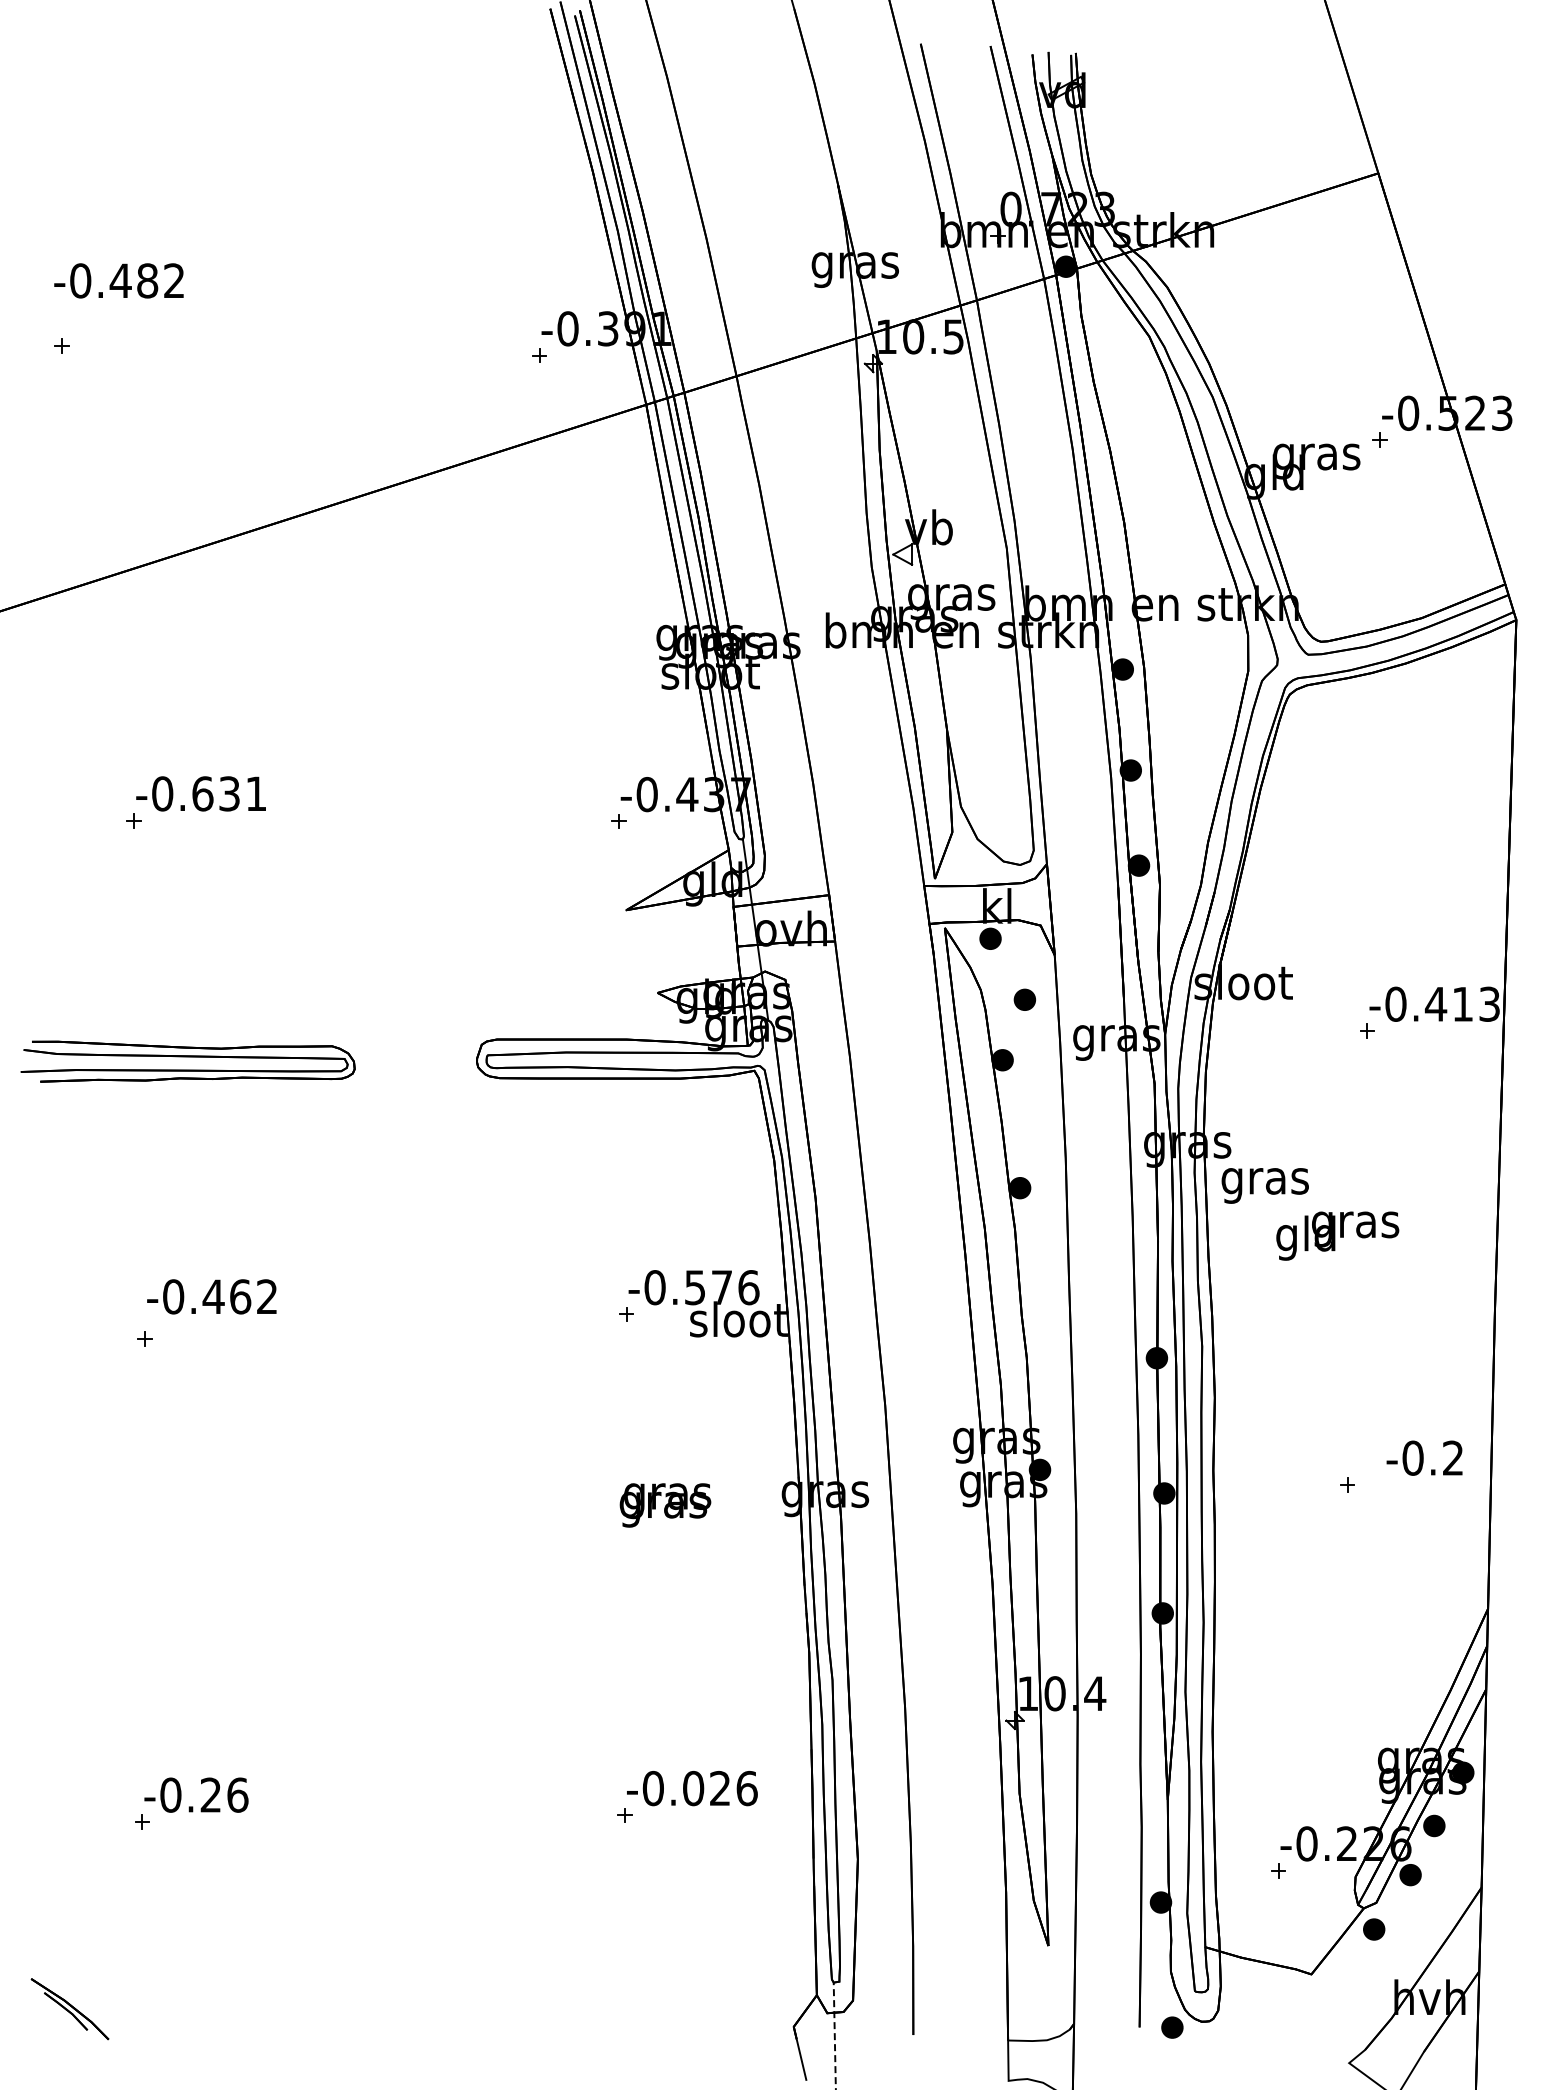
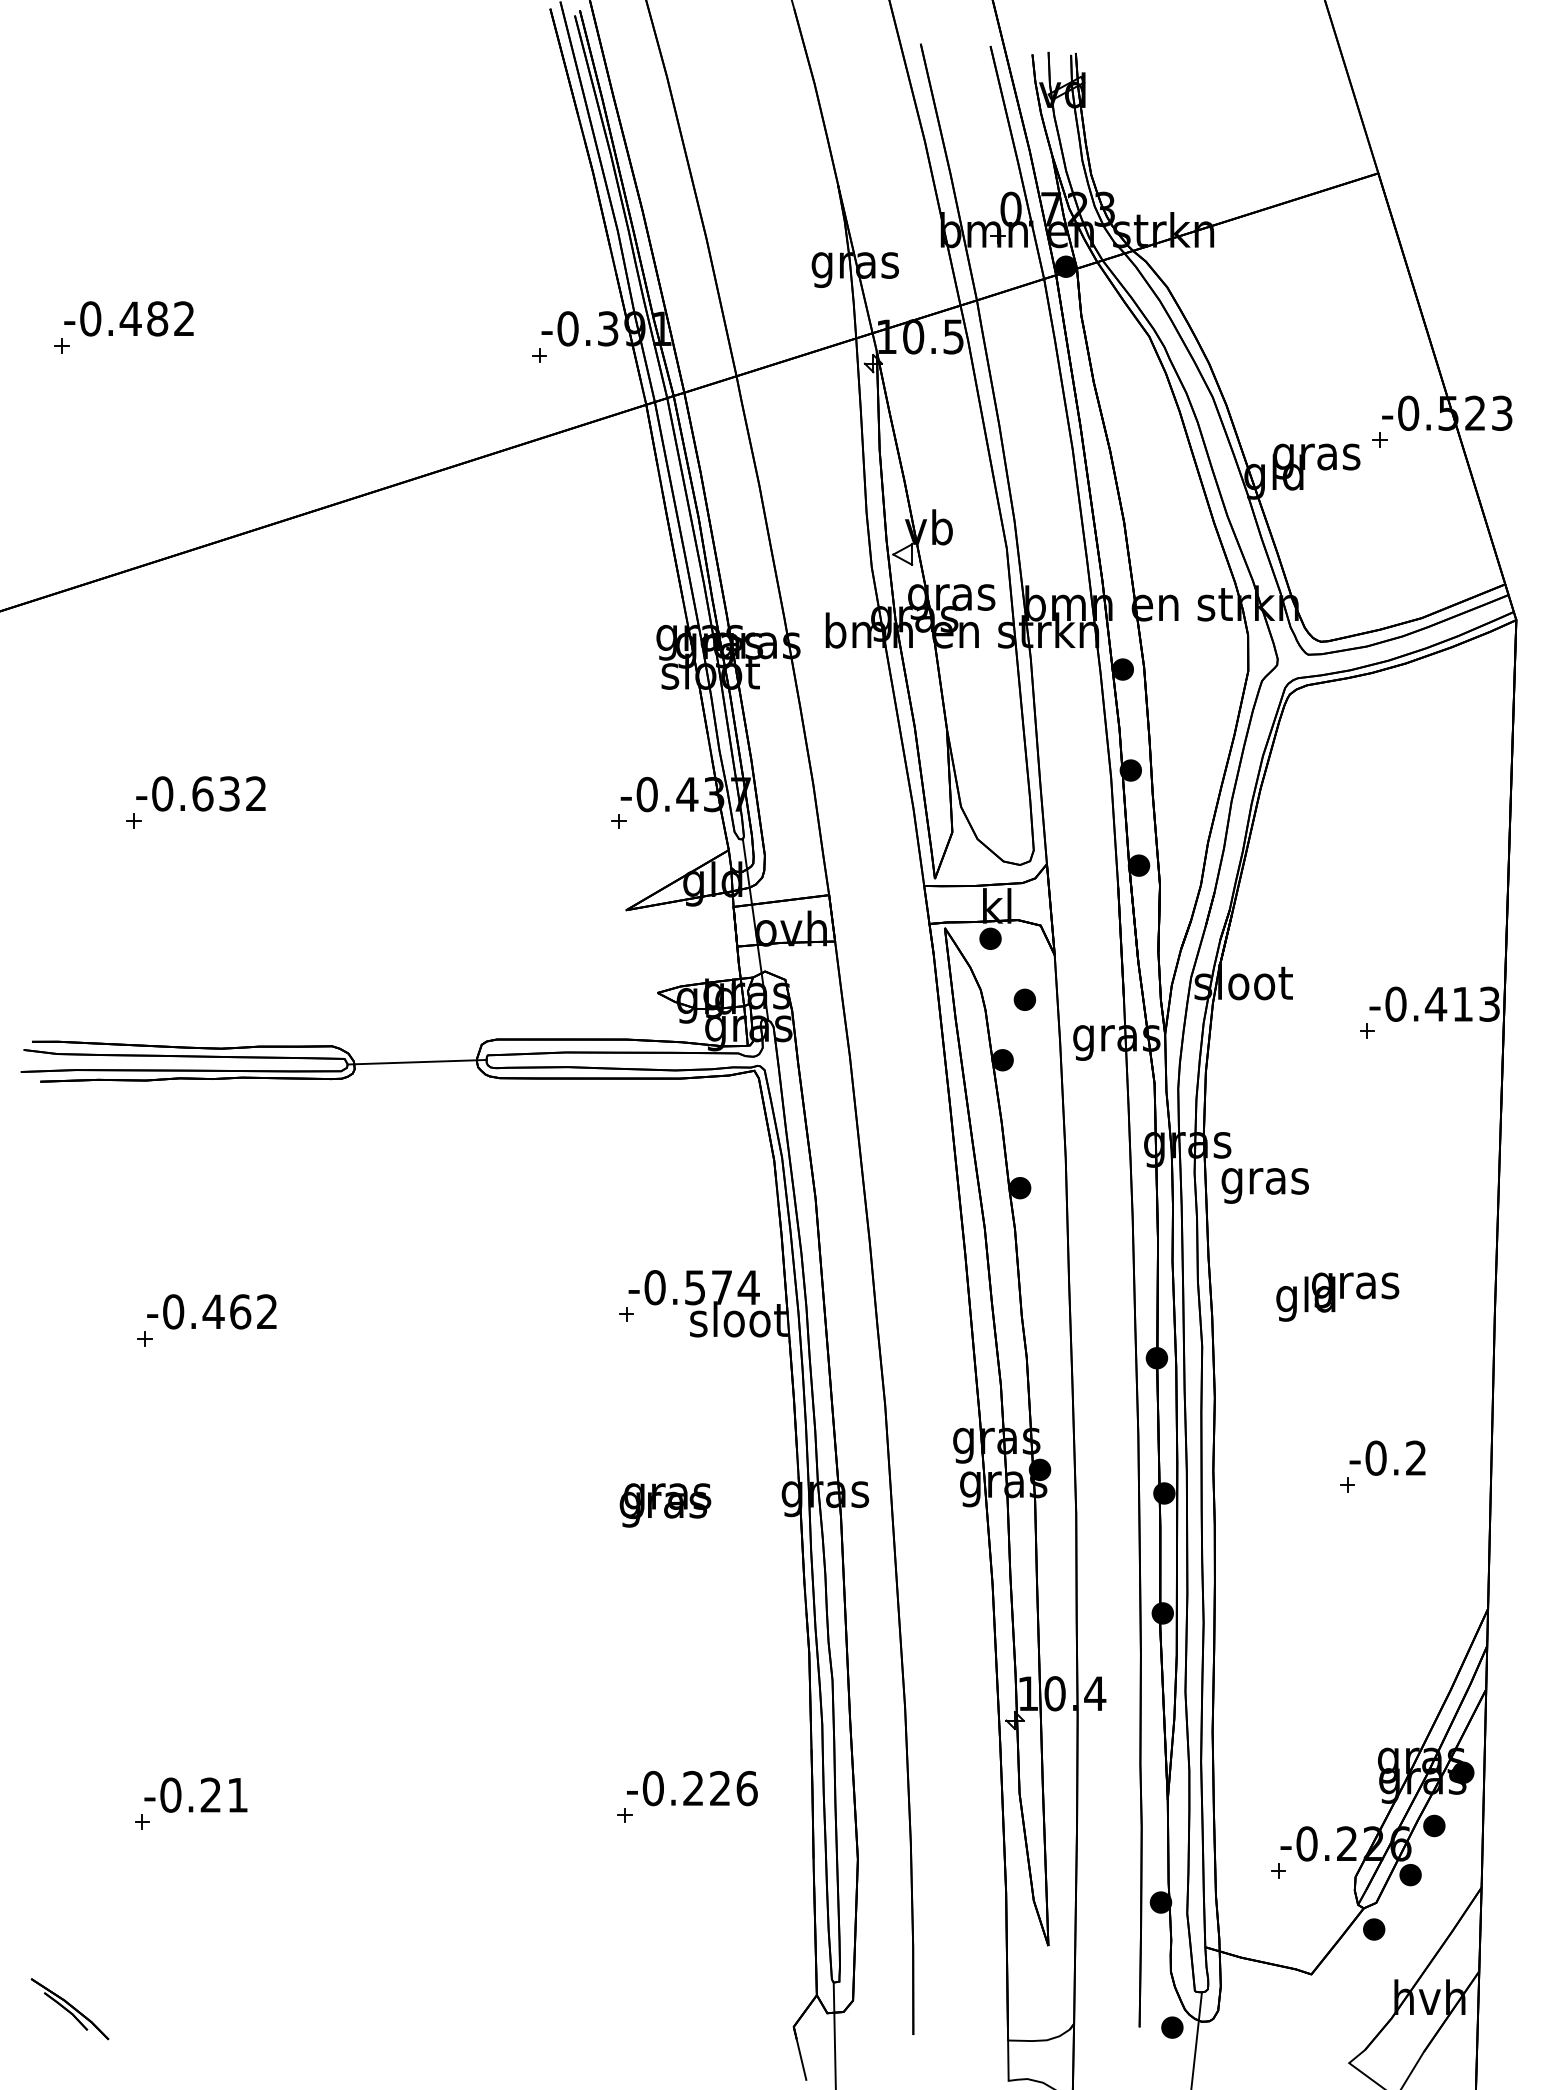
text position: (118, 280) -> (128, 318) (128, 318)
text: -0.631 -> -0.632 (255, 793)
line: none -> present (416, 1061)
text position: (1337, 1235) -> (1337, 1296) (1337, 1296)
text: -0.576 -> -0.574 (748, 1287)
text position: (211, 1296) -> (211, 1311) (211, 1311)
text position: (1424, 1457) -> (1387, 1457) (1387, 1457)
text: -0.026 -> -0.226 (693, 1788)
text: -0.26 -> -0.21 (237, 1794)
line: dashed -> solid (834, 2035)
line: none -> present (1196, 2039)
